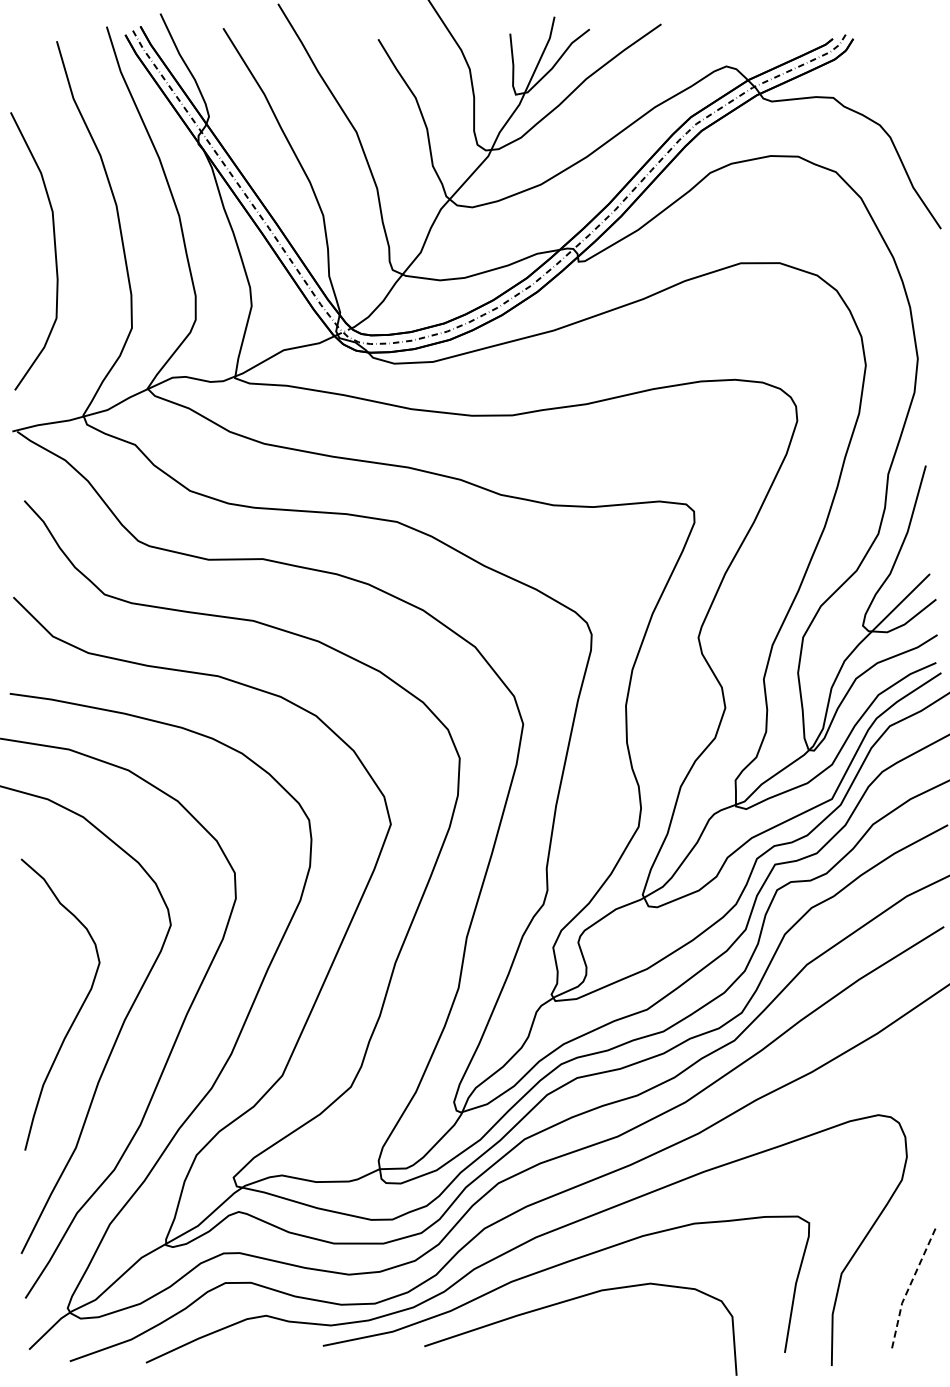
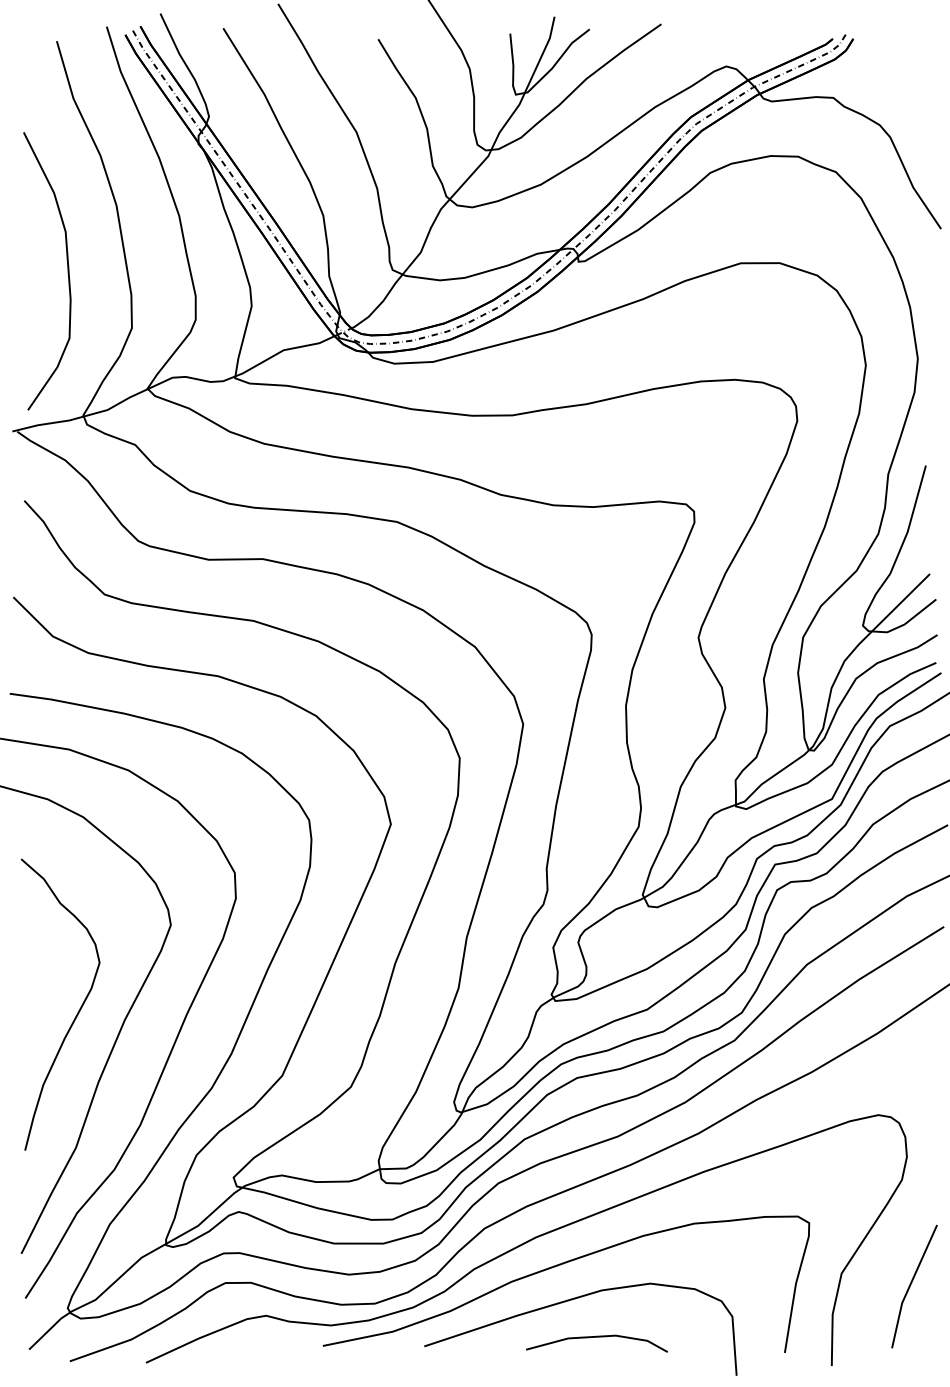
curve position: (54, 251) -> (67, 271) (67, 271)
line: dashed -> solid (909, 1285)
line: none -> present (596, 1337)
